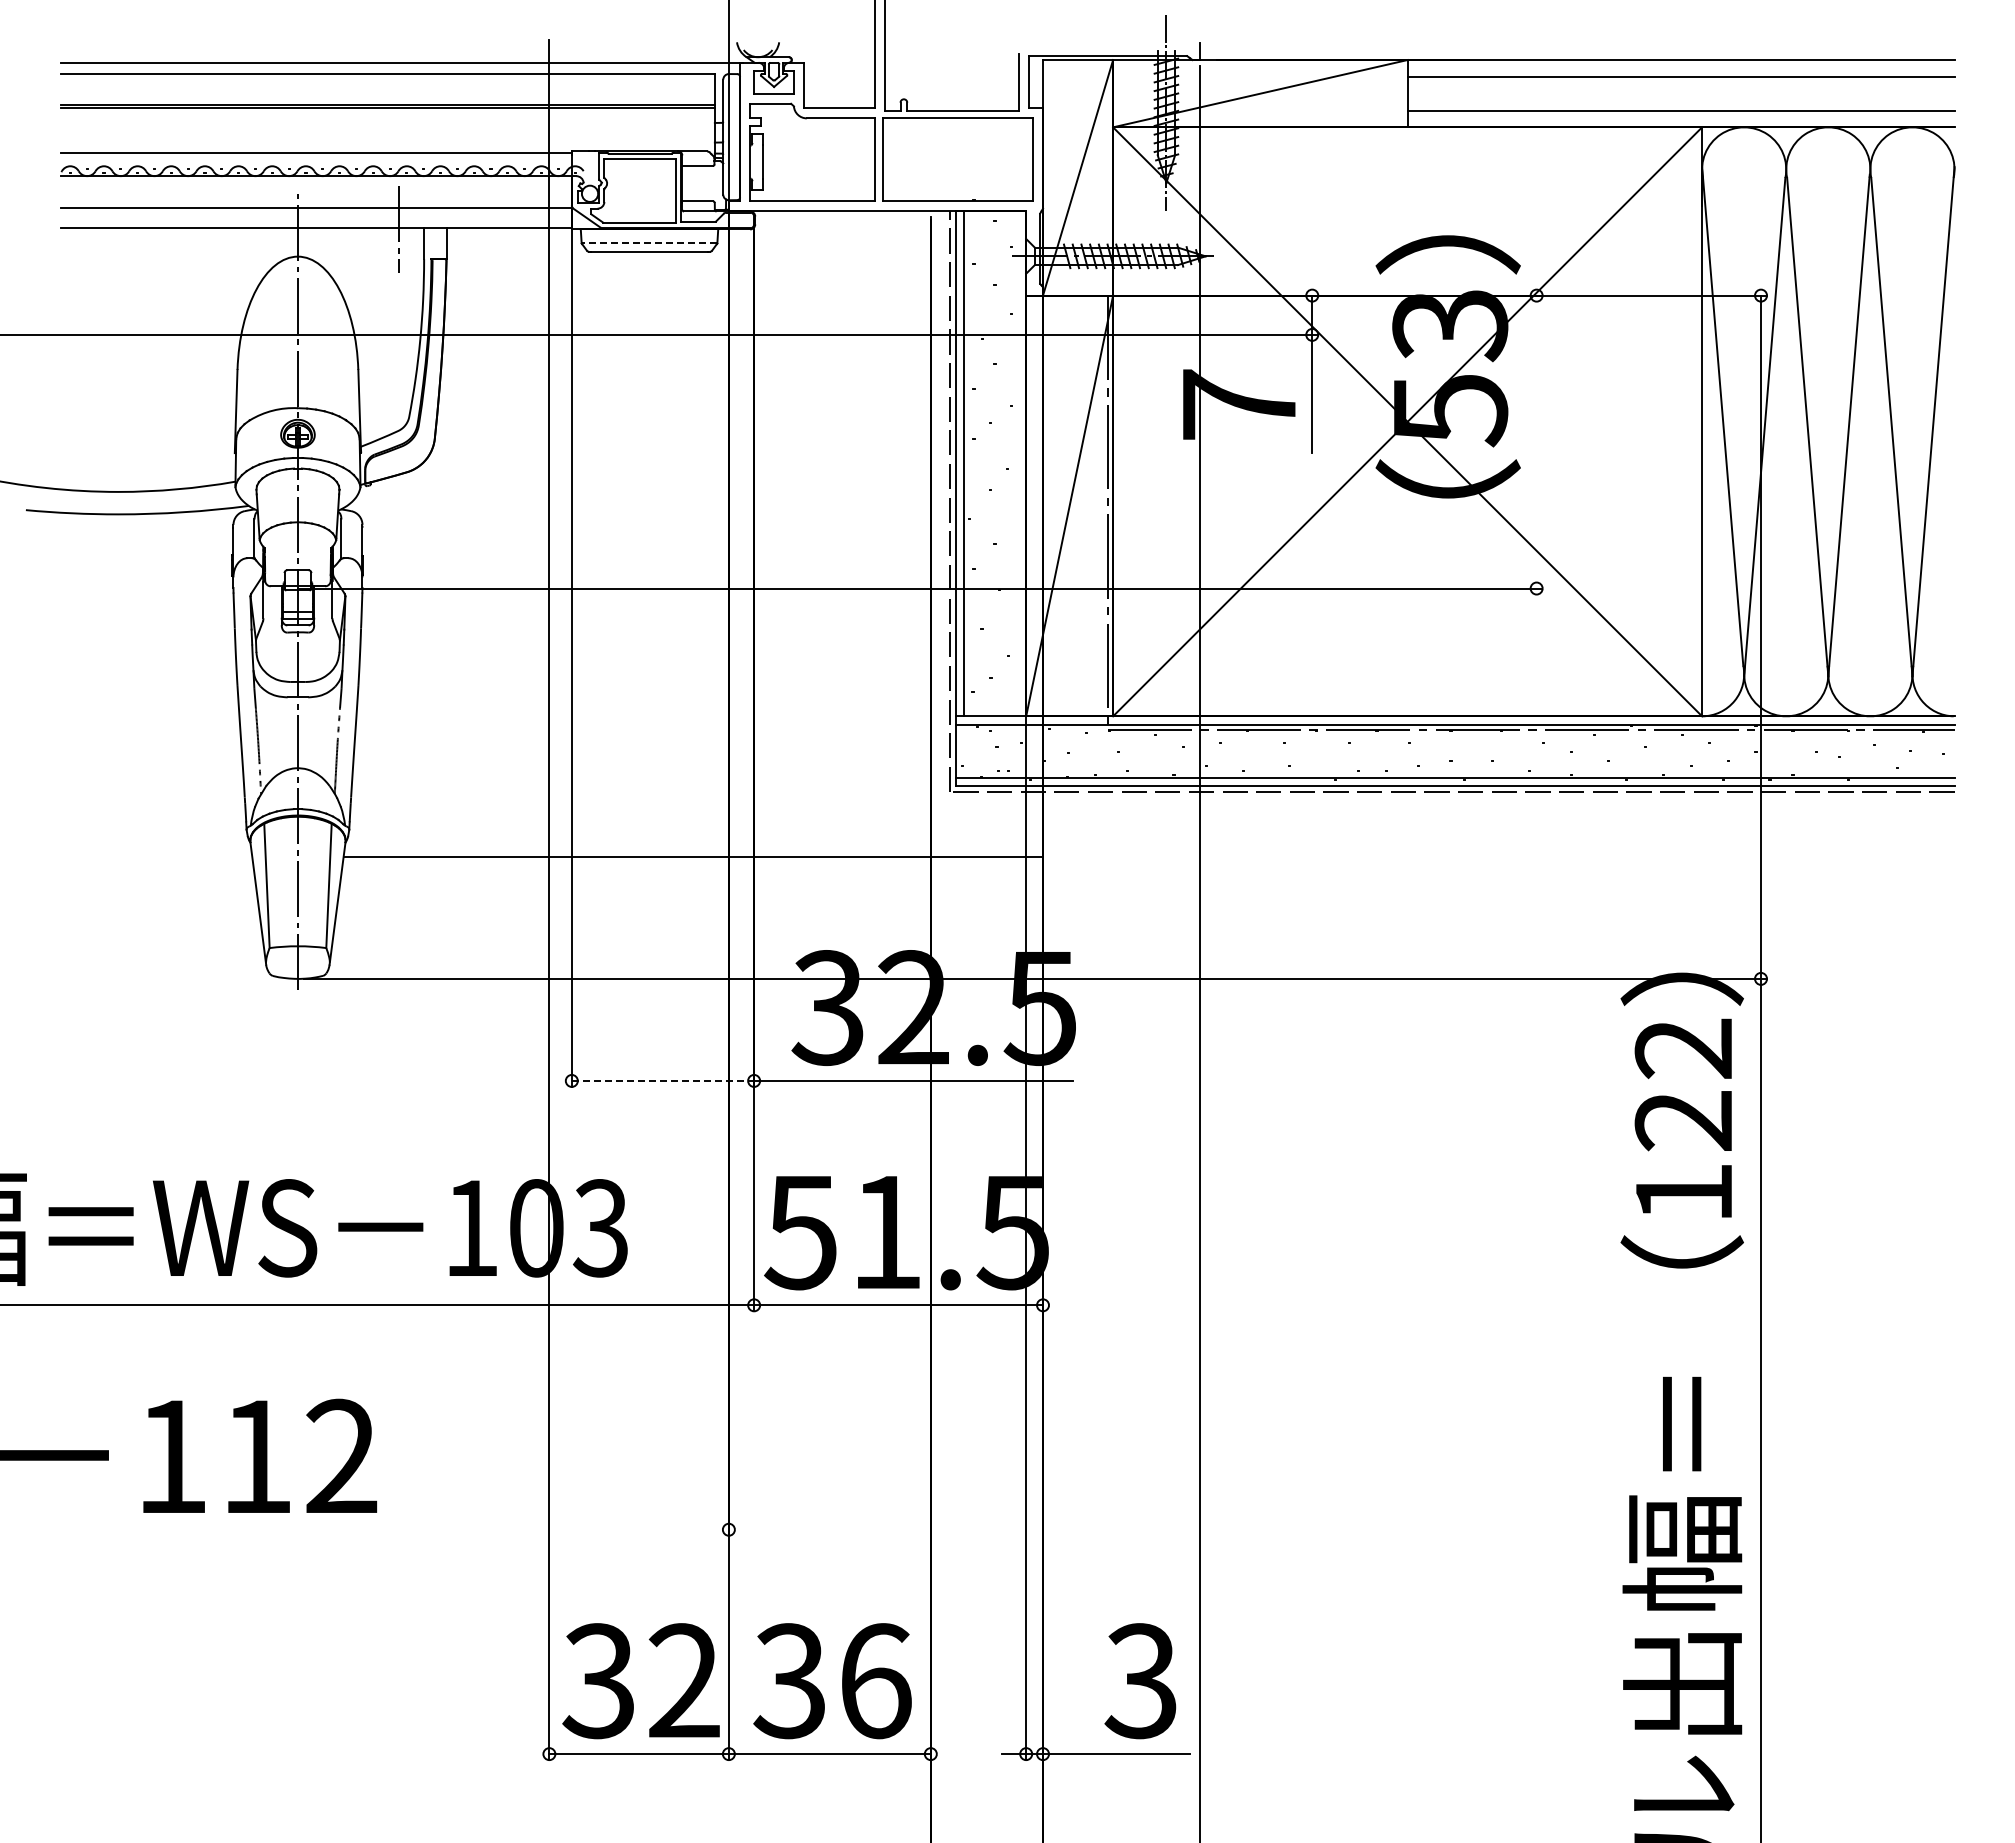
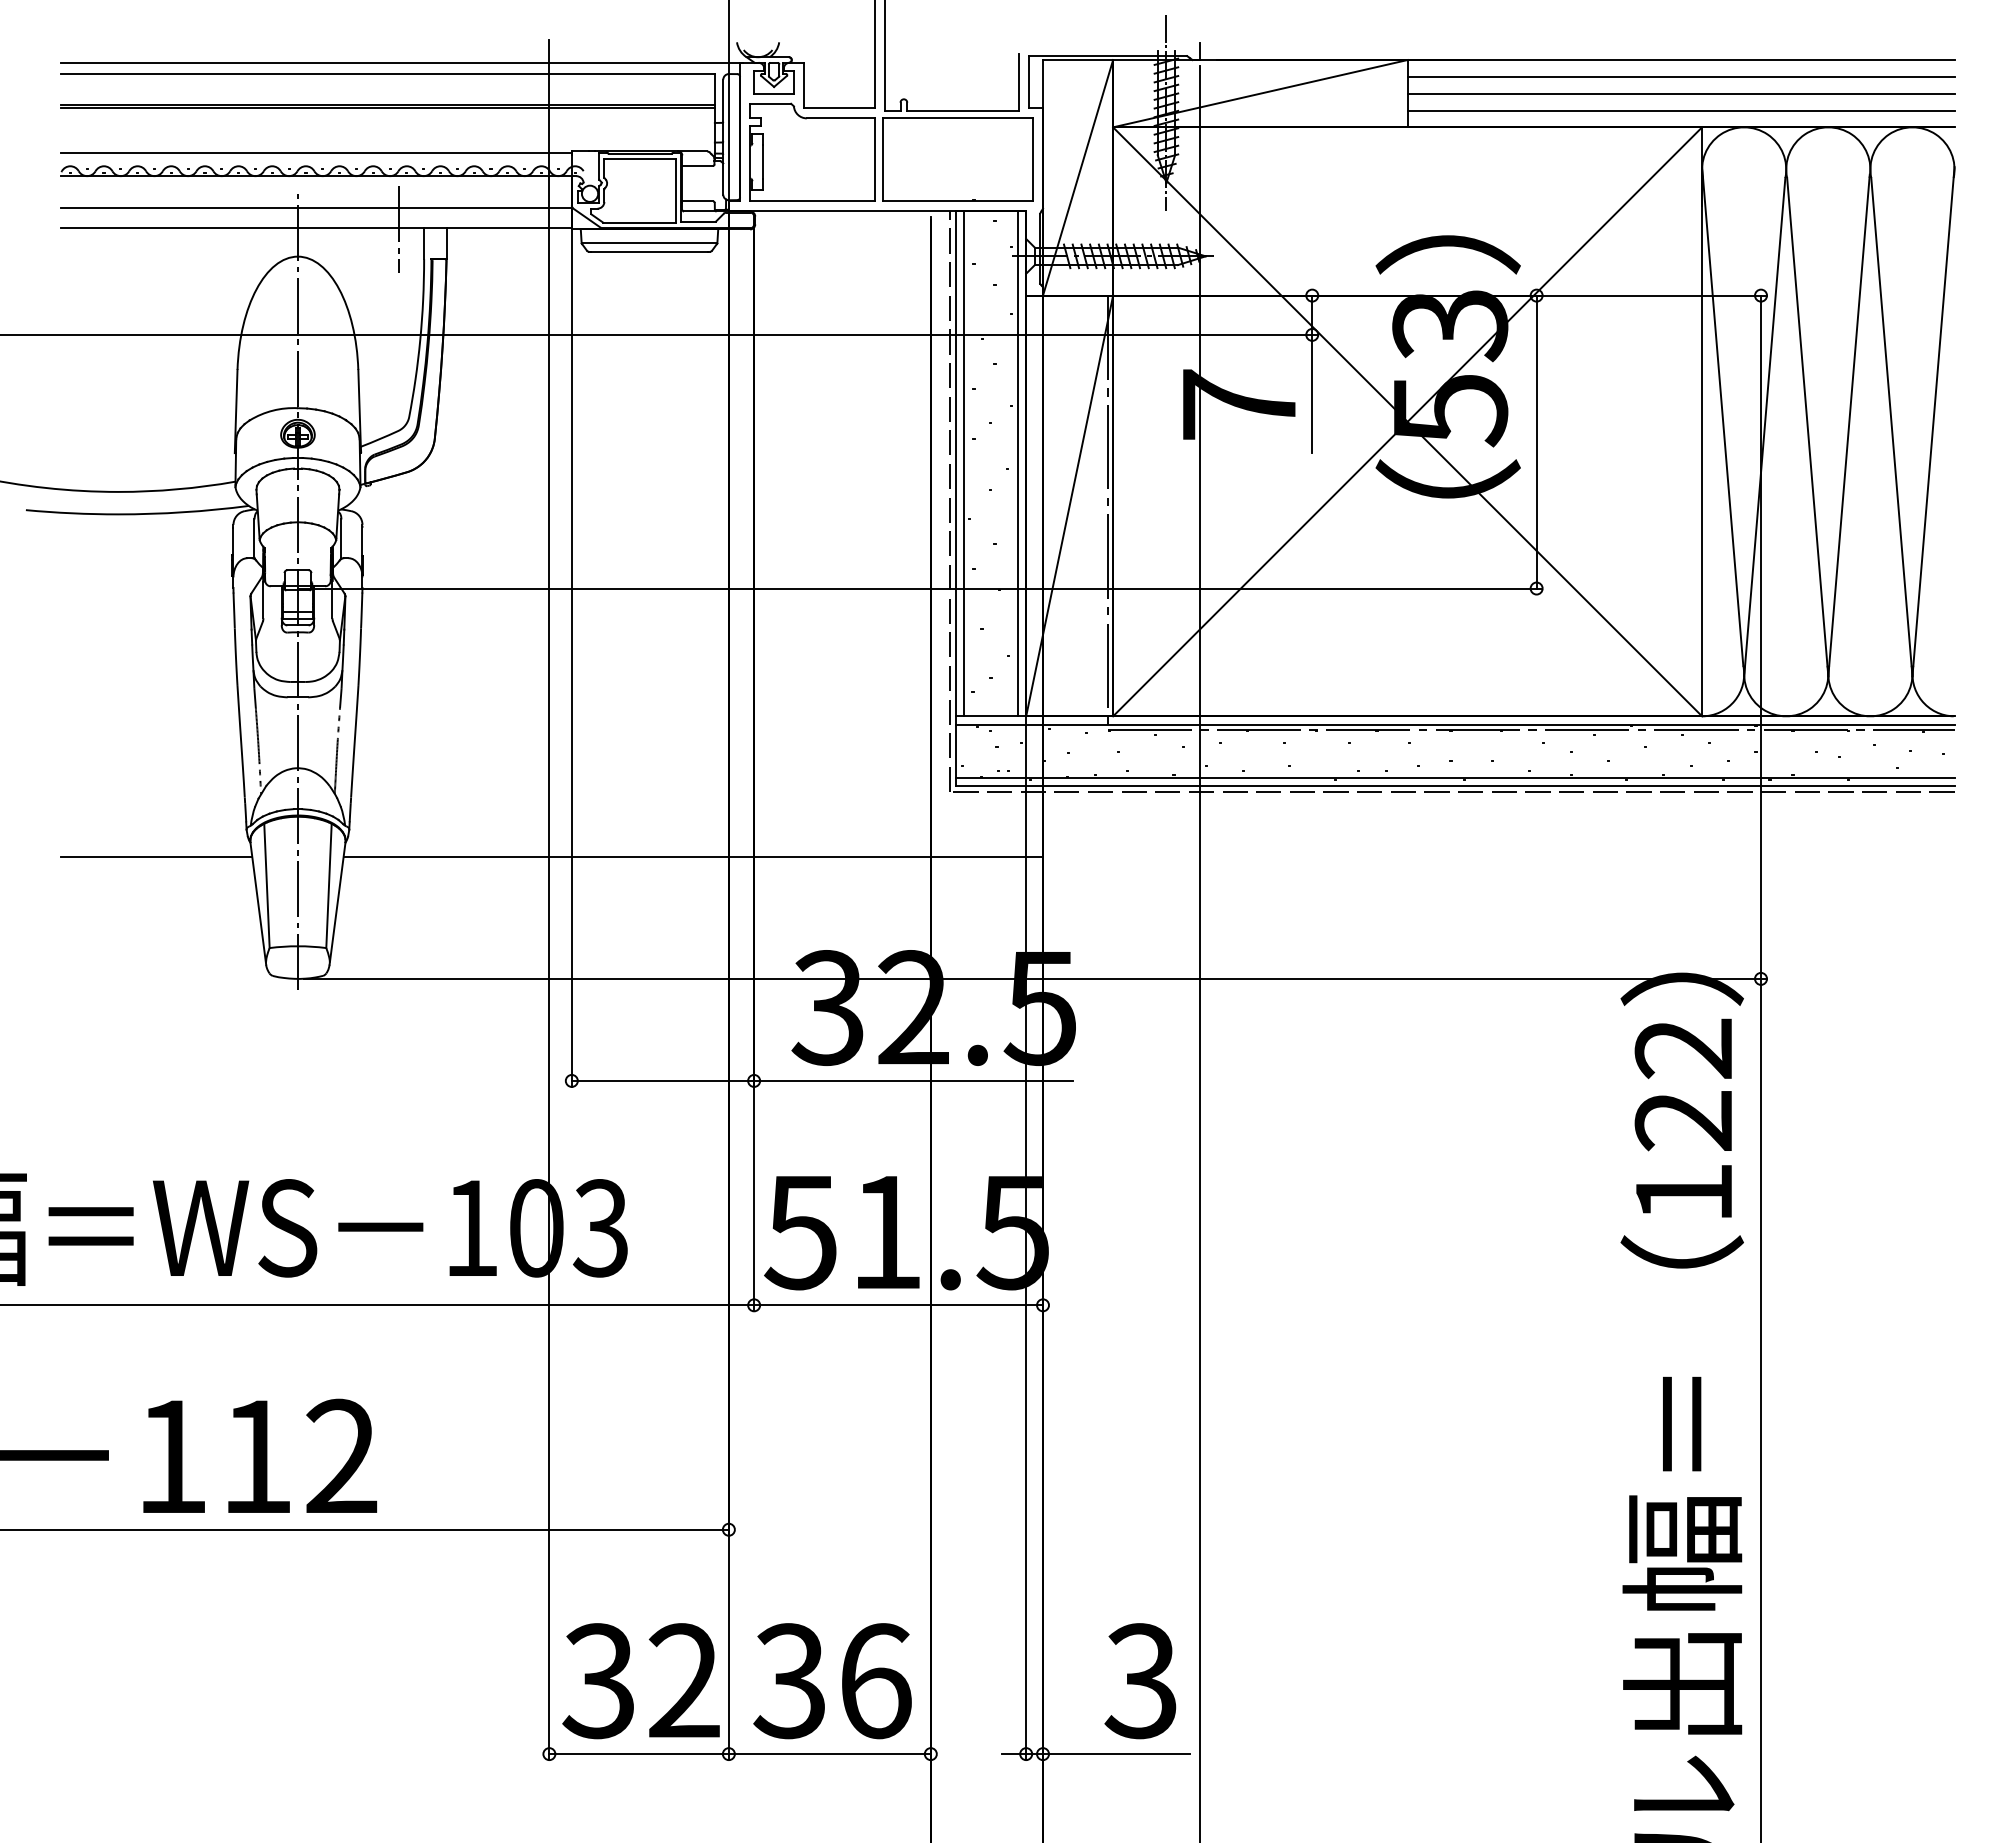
line: none -> present (1680, 93)
line: dashed -> solid (649, 243)
line: none -> present (1536, 441)
line: none -> present (1017, 463)
line: none -> present (156, 856)
line: dashed -> solid (663, 1080)
line: none -> present (365, 1529)
